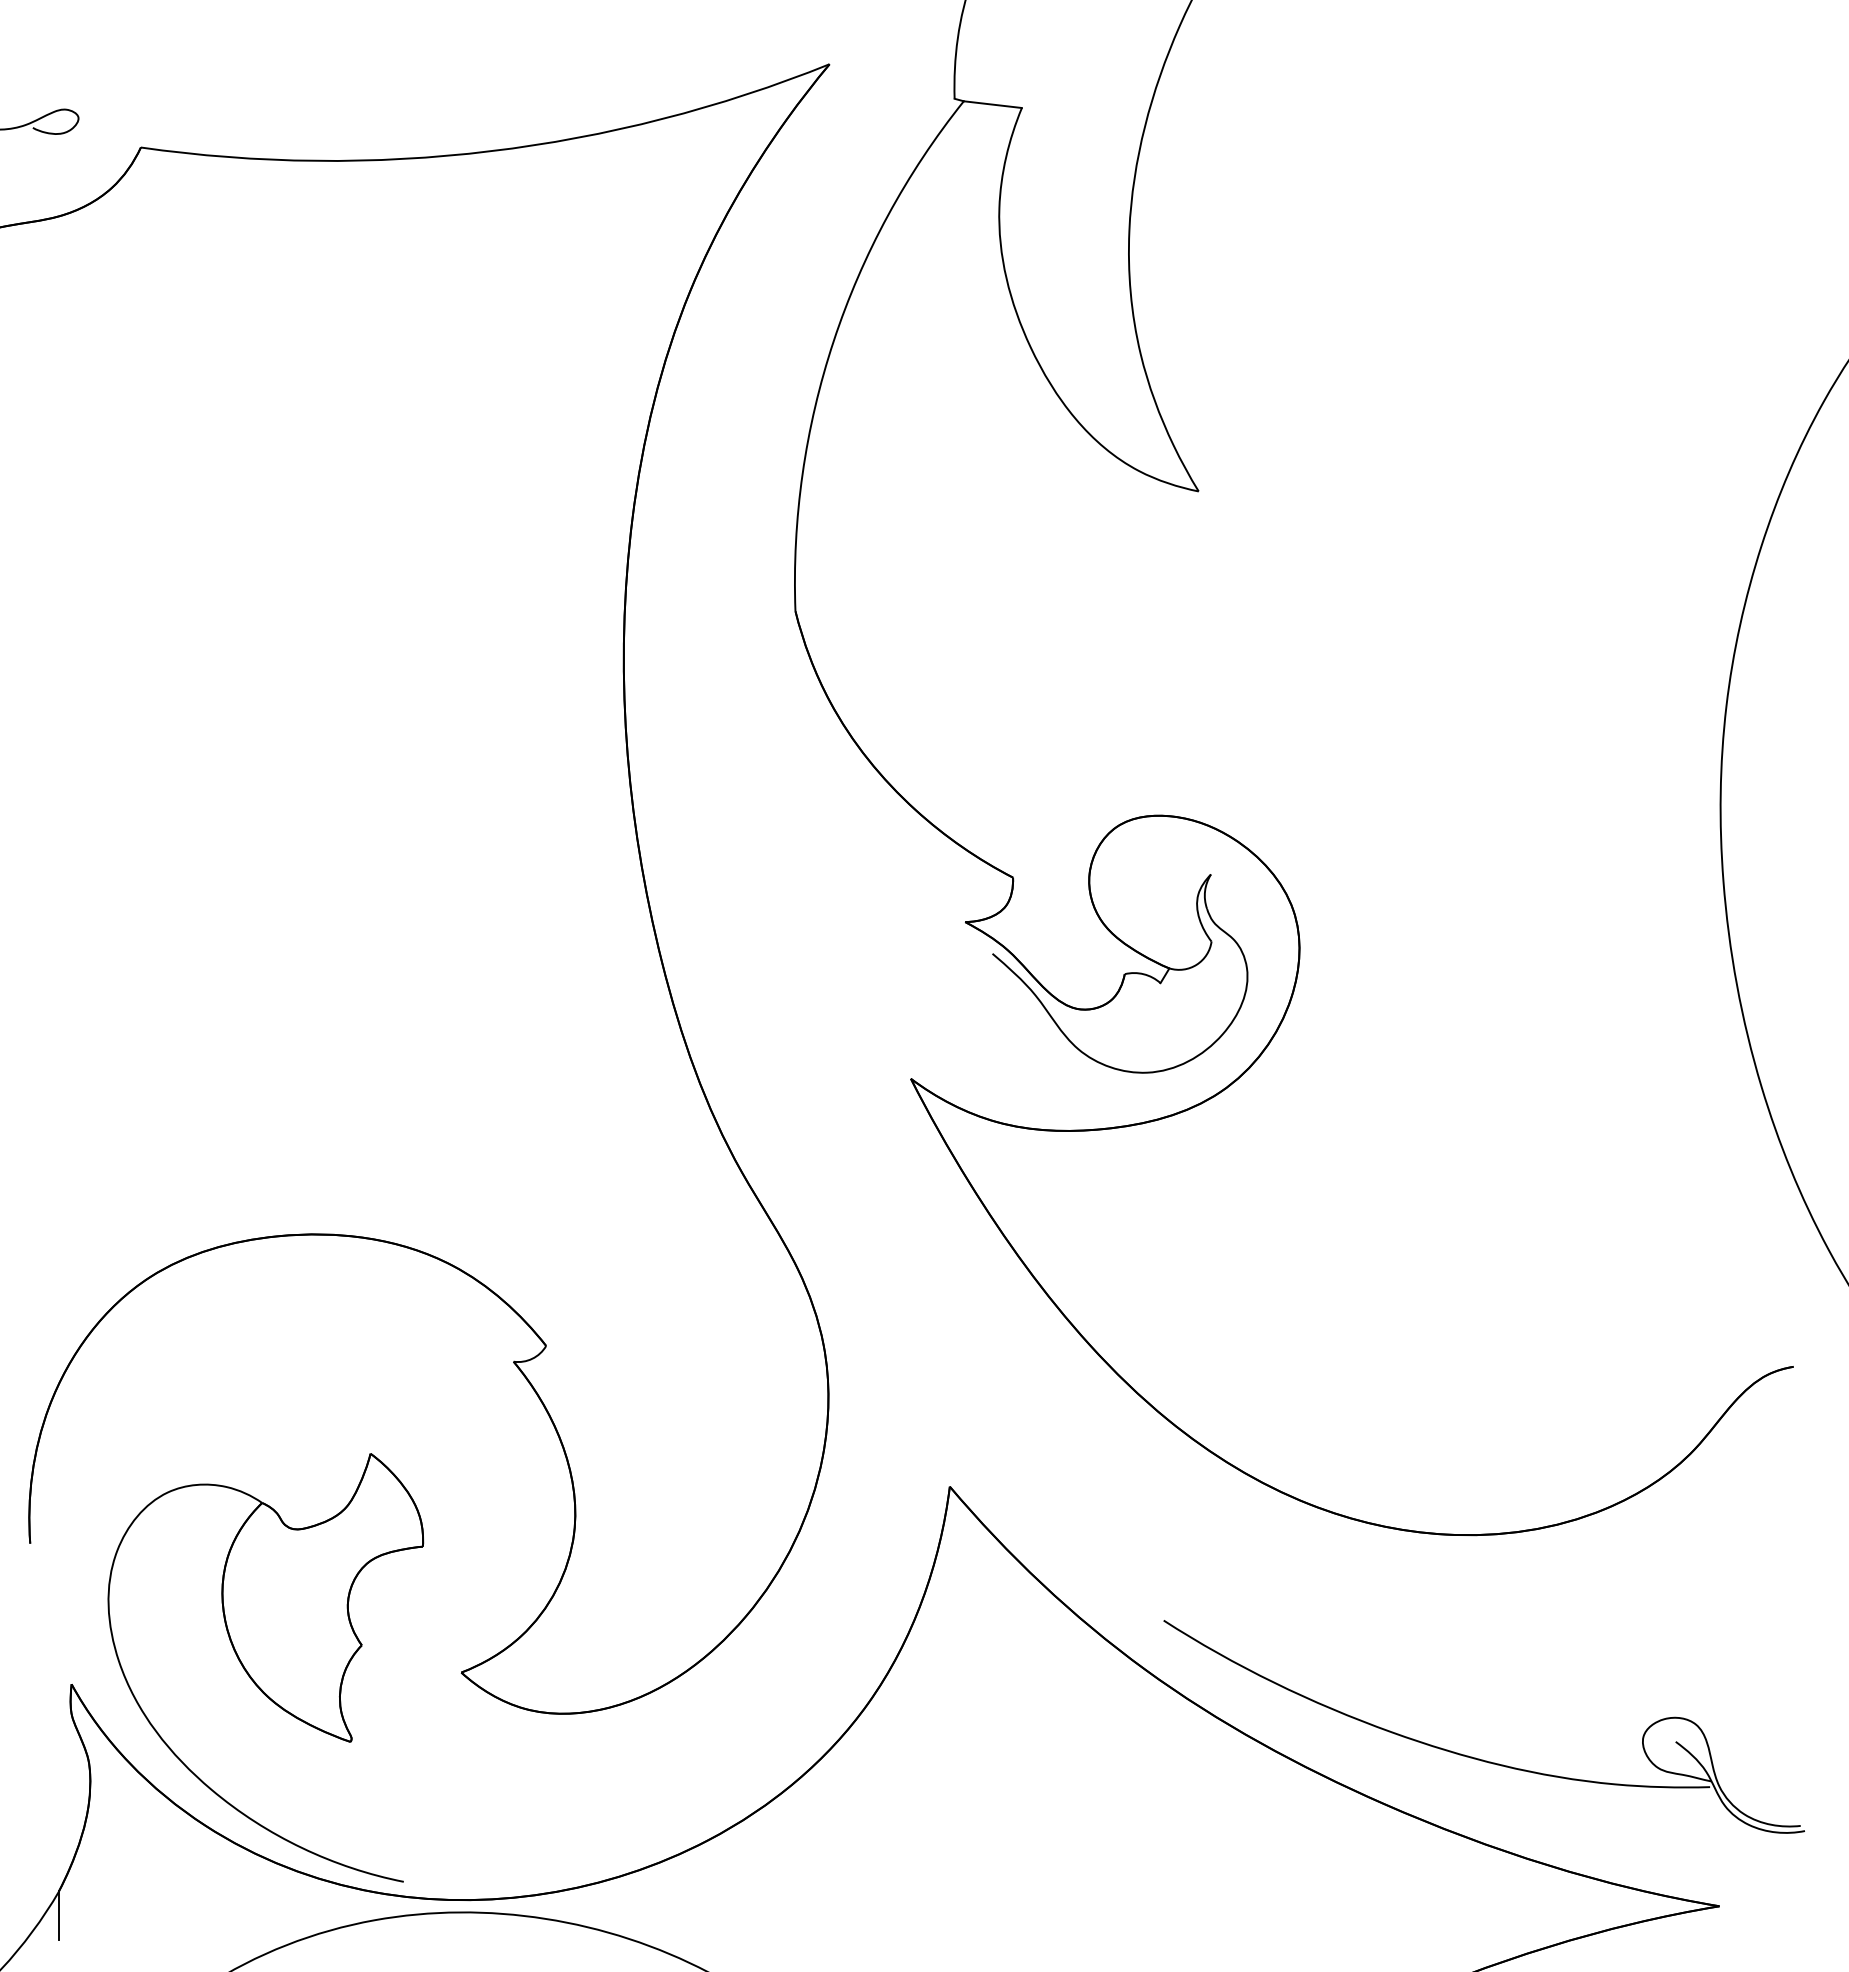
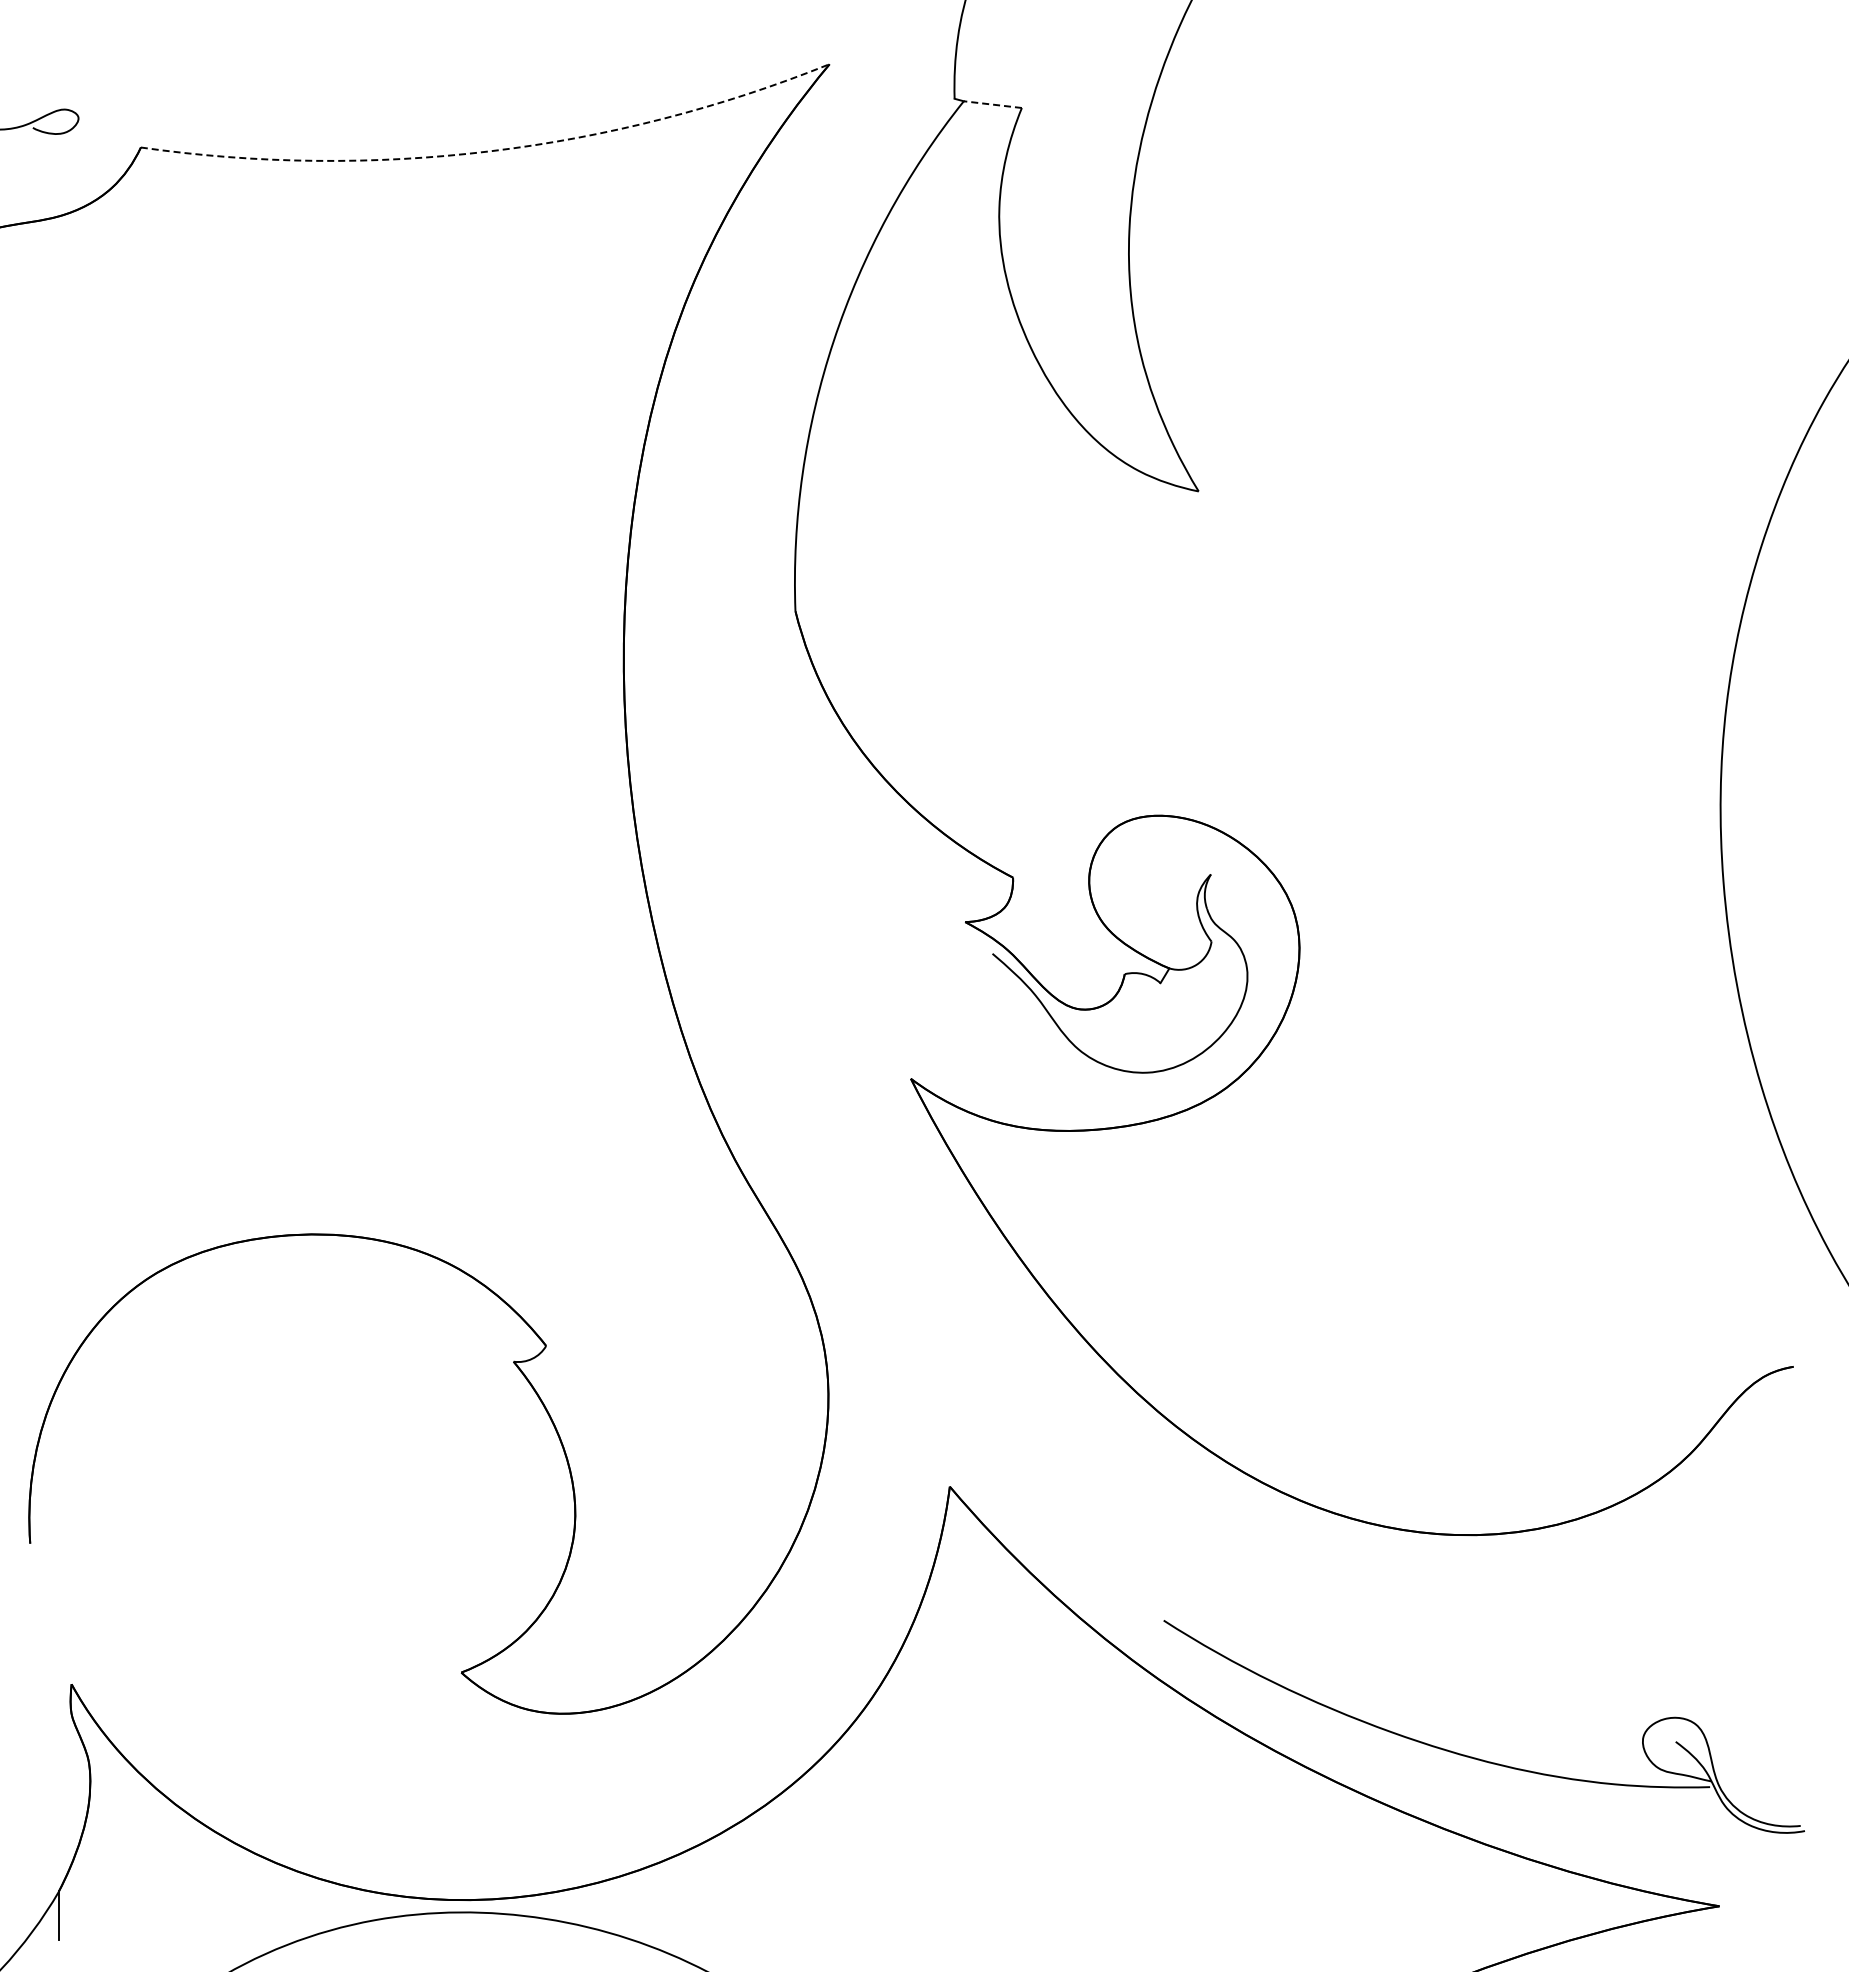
line: solid -> dashed (992, 104)
arc: solid -> dashed (490, 151)
part: present -> none (265, 1667)
